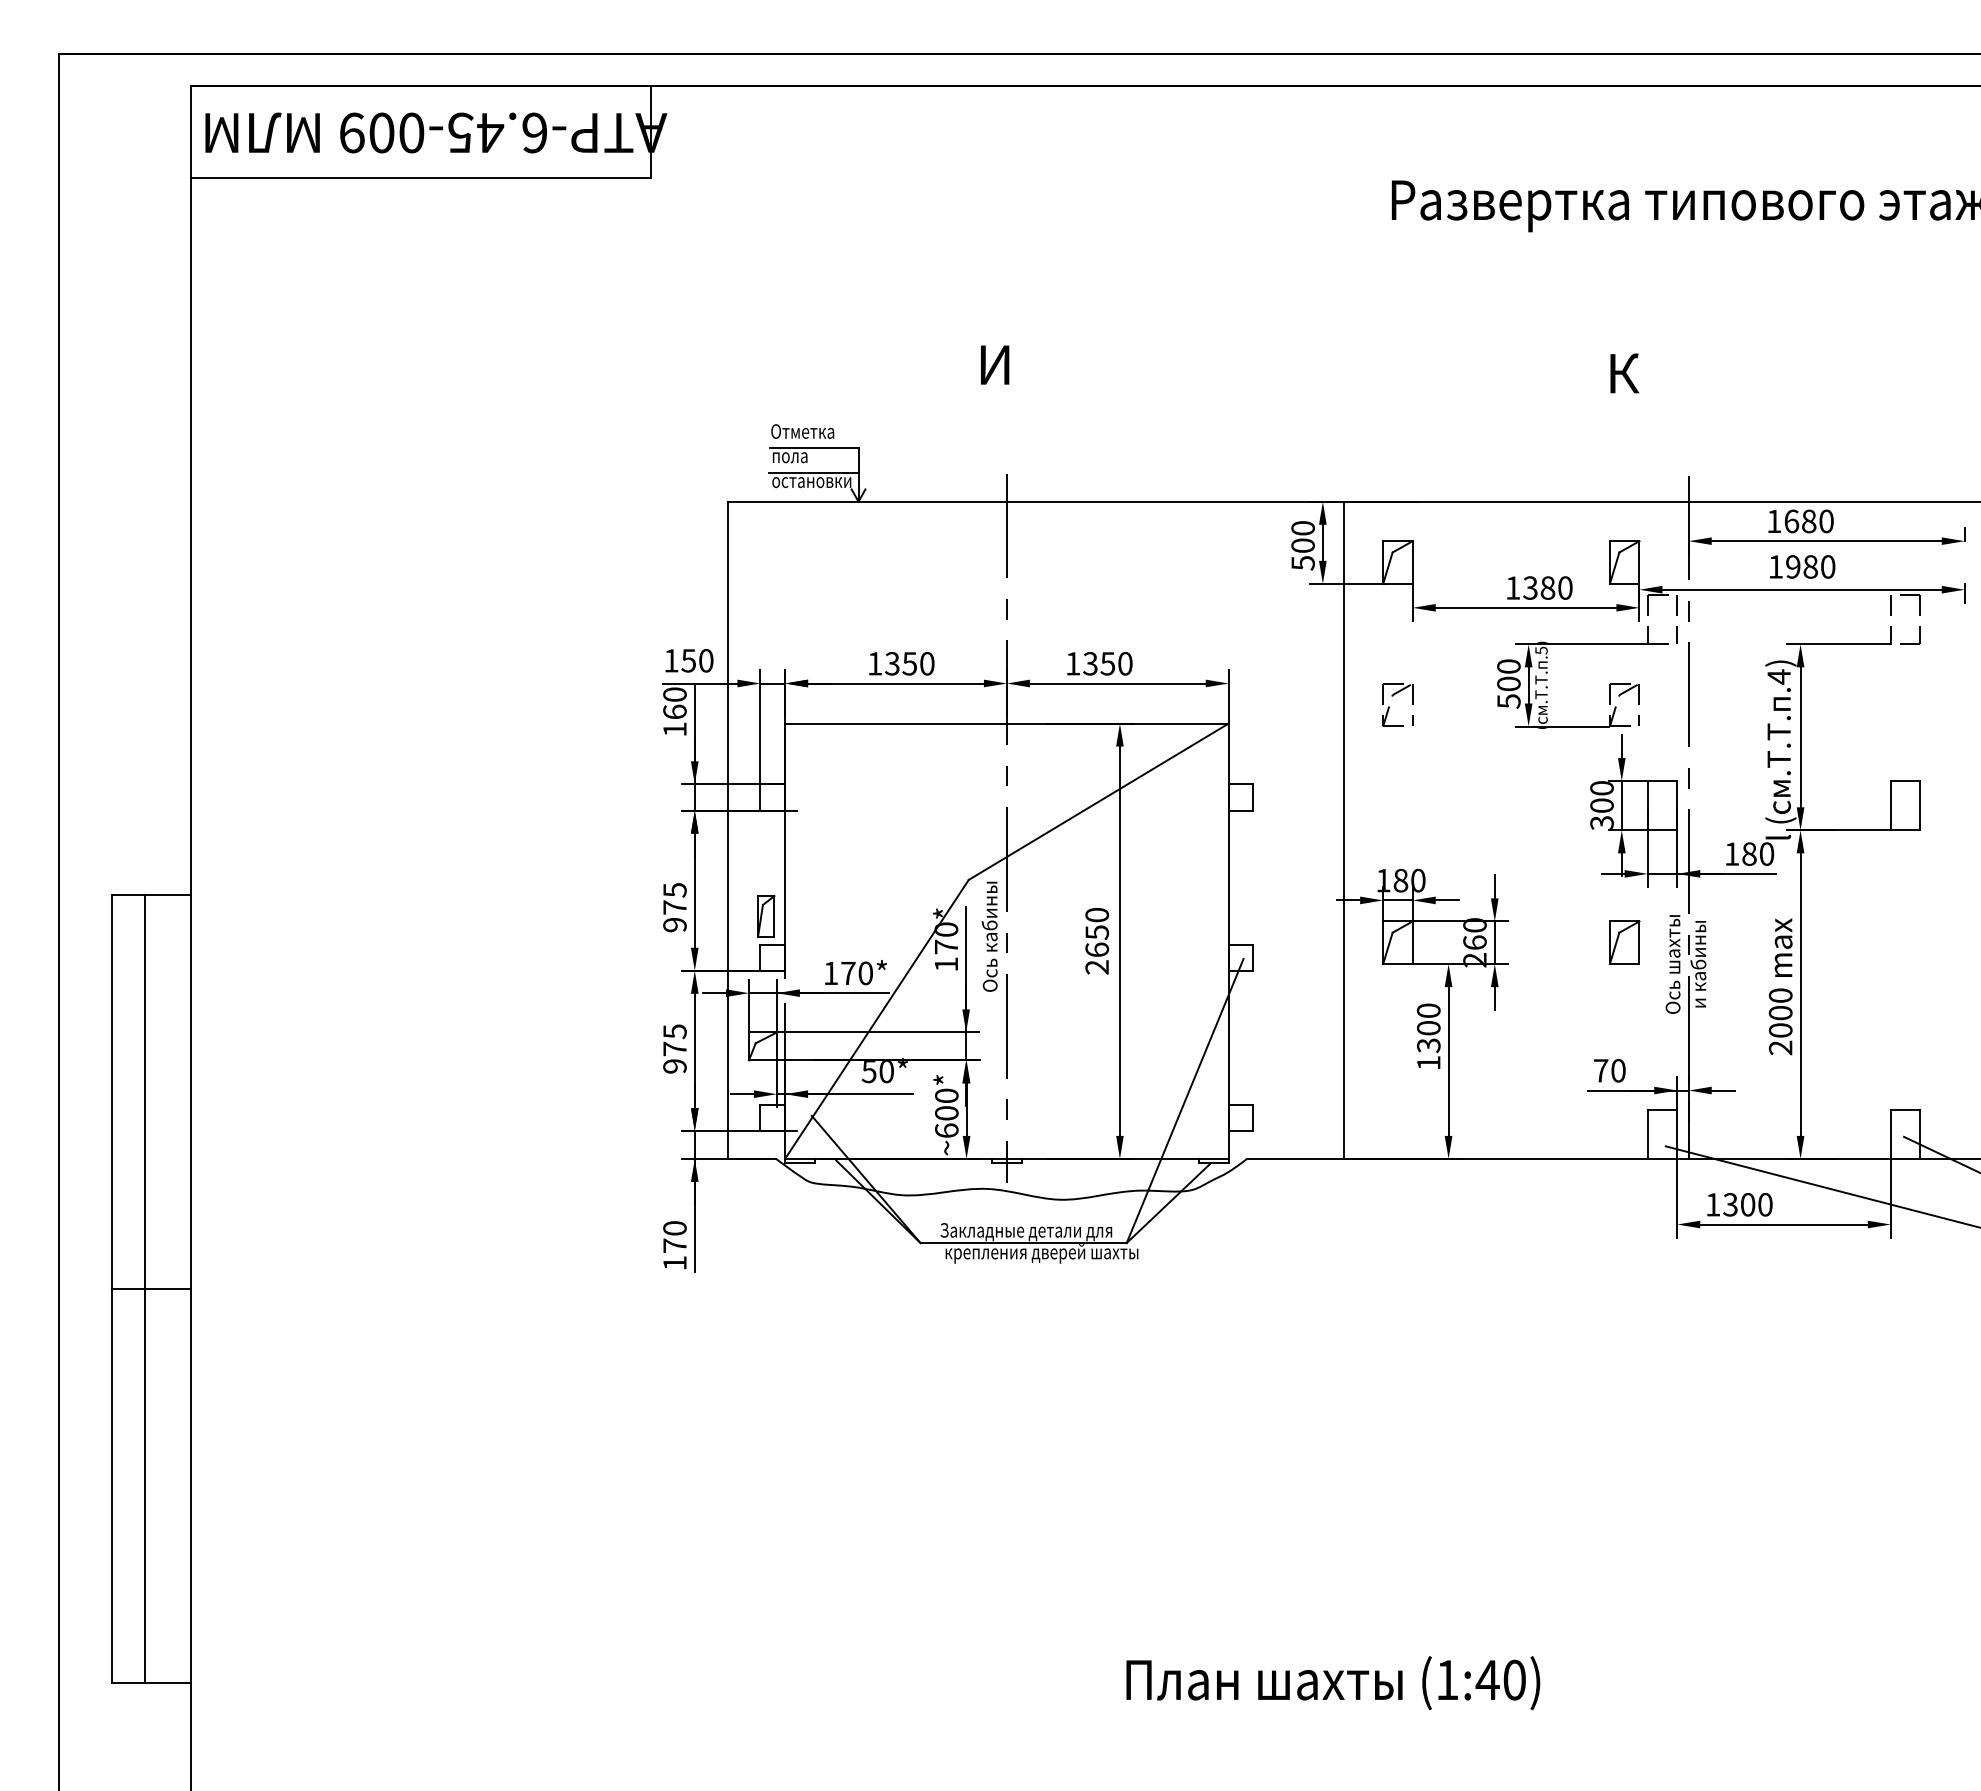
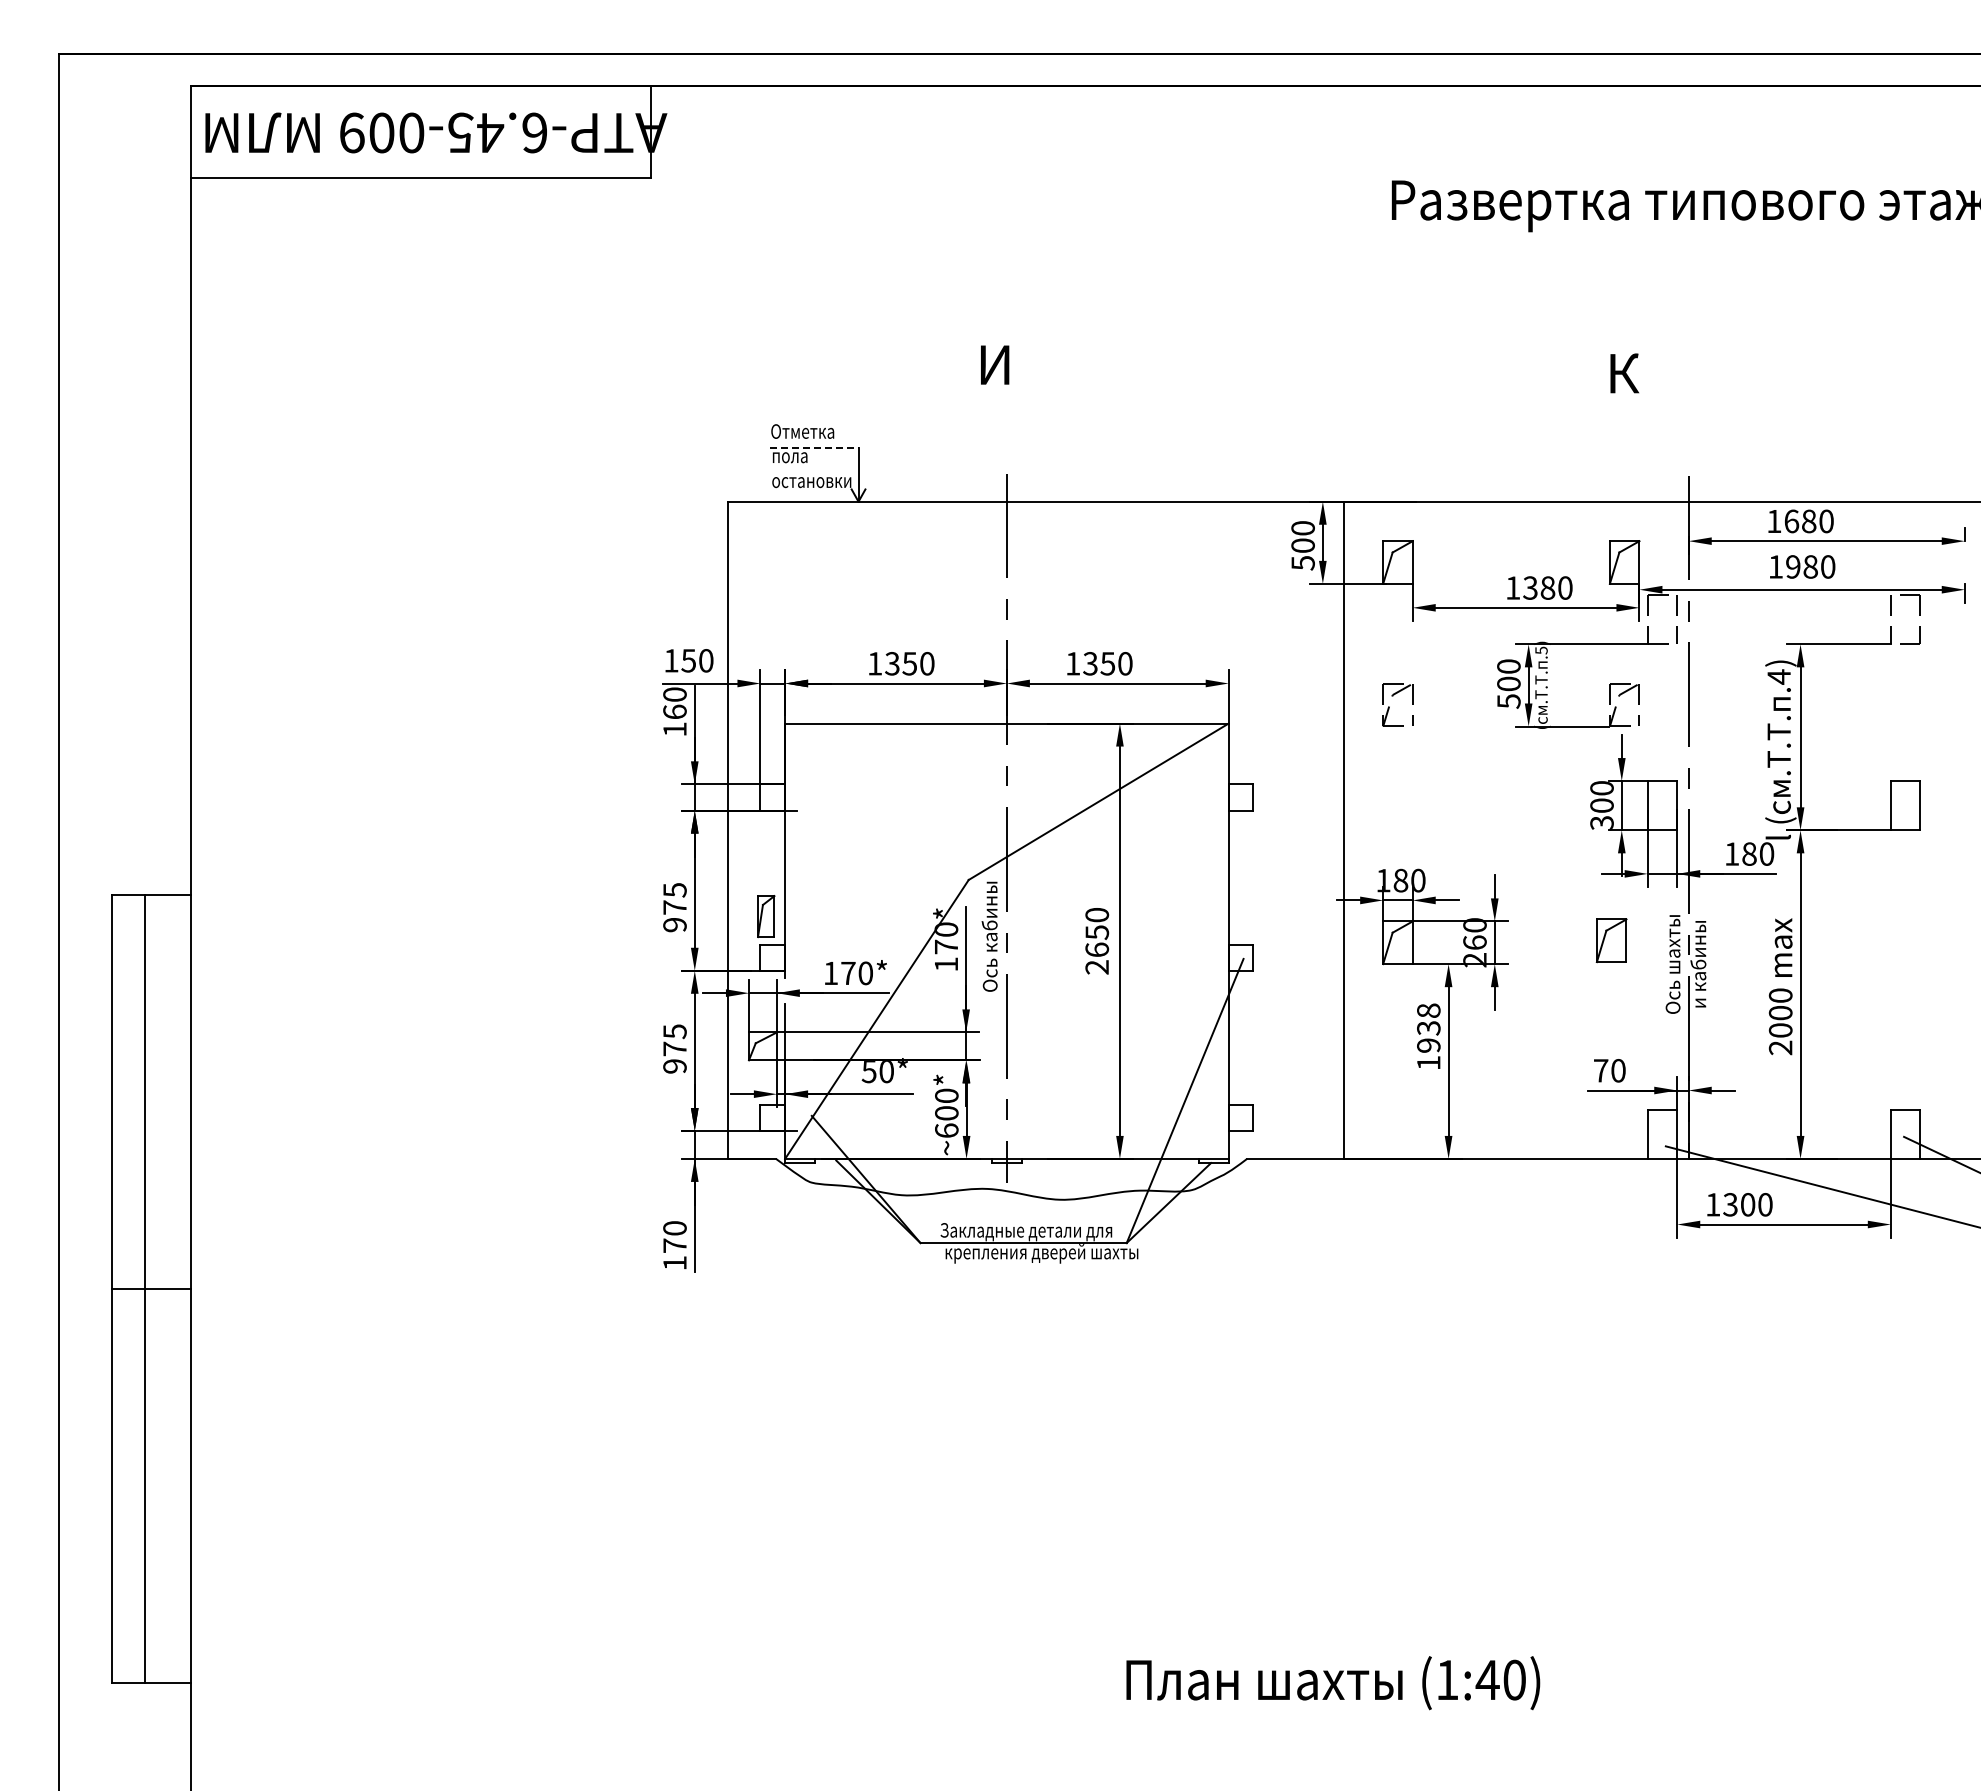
line: solid -> dashed (814, 448)
line: present -> none (813, 472)
part position: (1624, 942) -> (1611, 940) (1611, 940)
text: 1300 -> 1938 (1428, 1028)
